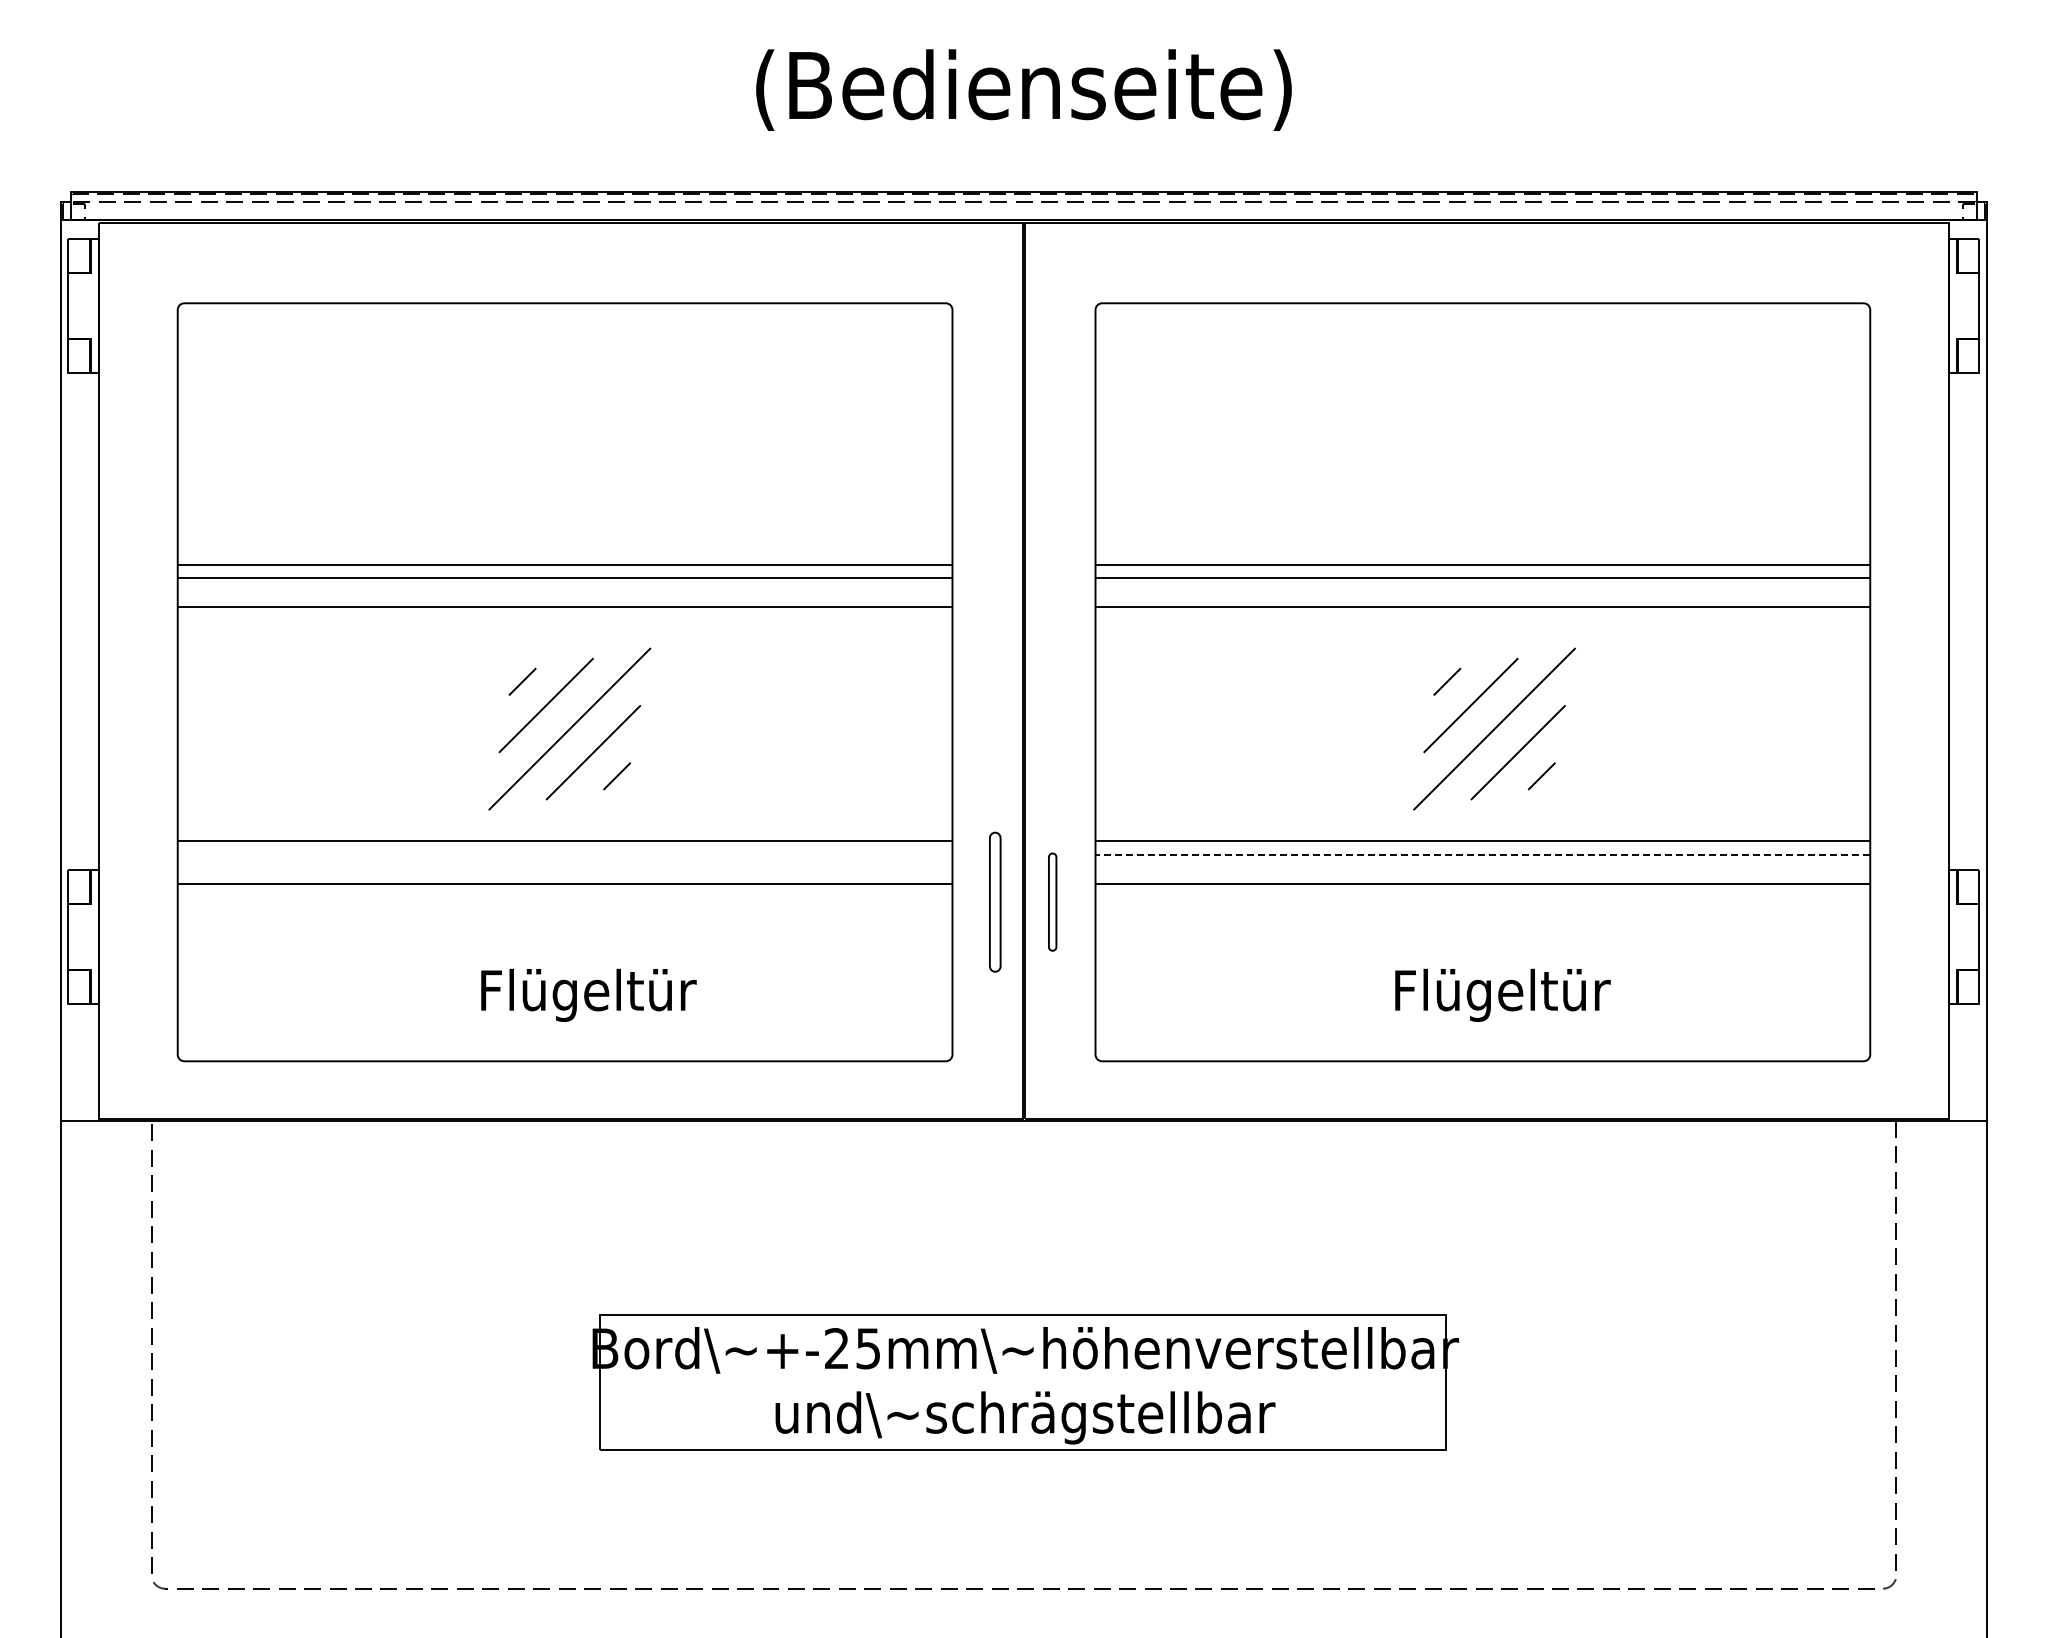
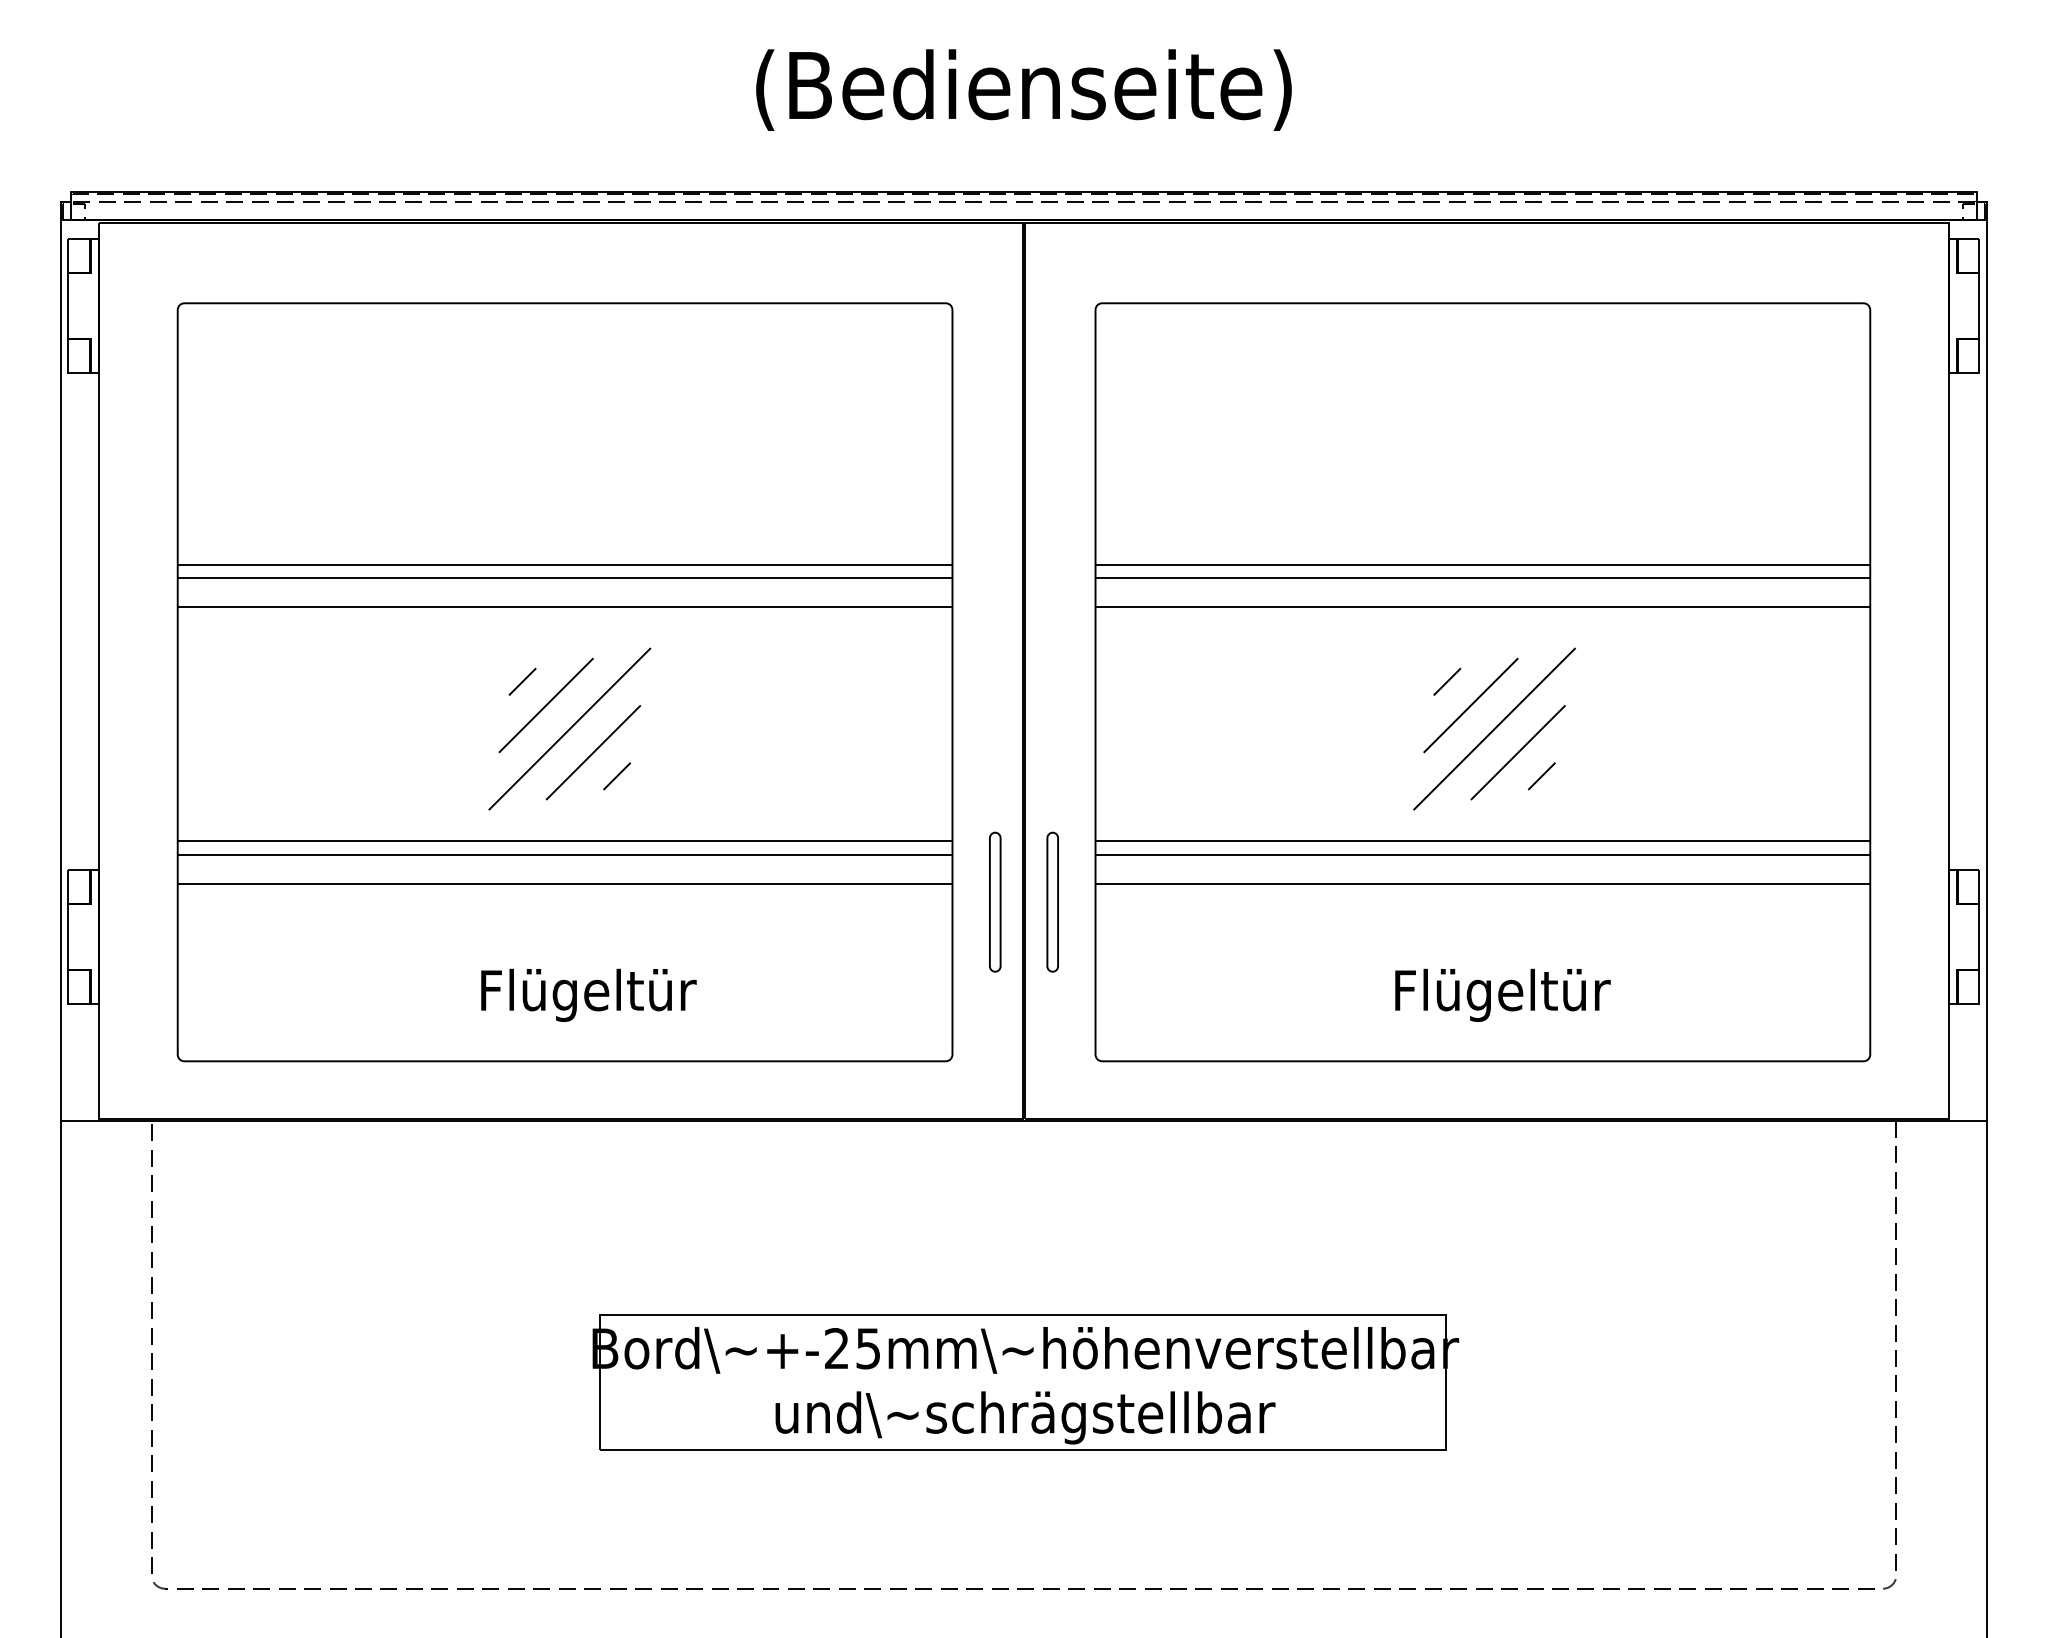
line: none -> present (564, 854)
line: dashed -> solid (1482, 854)
part size: 10x100 px -> 13x142 px (1052, 901)
